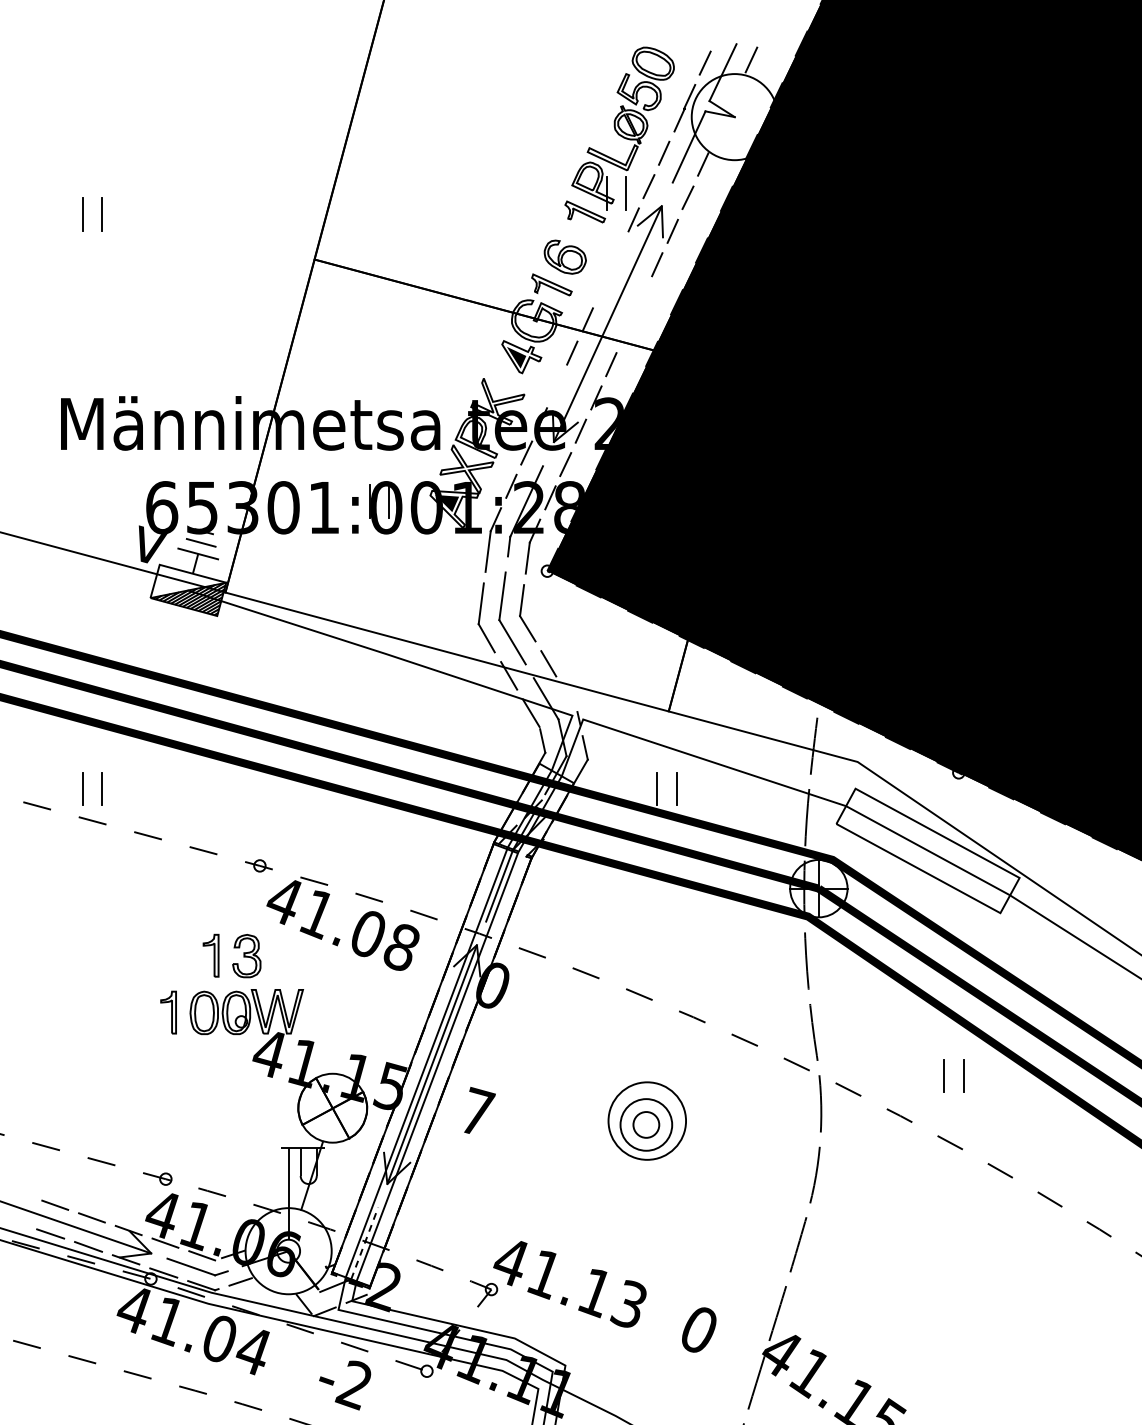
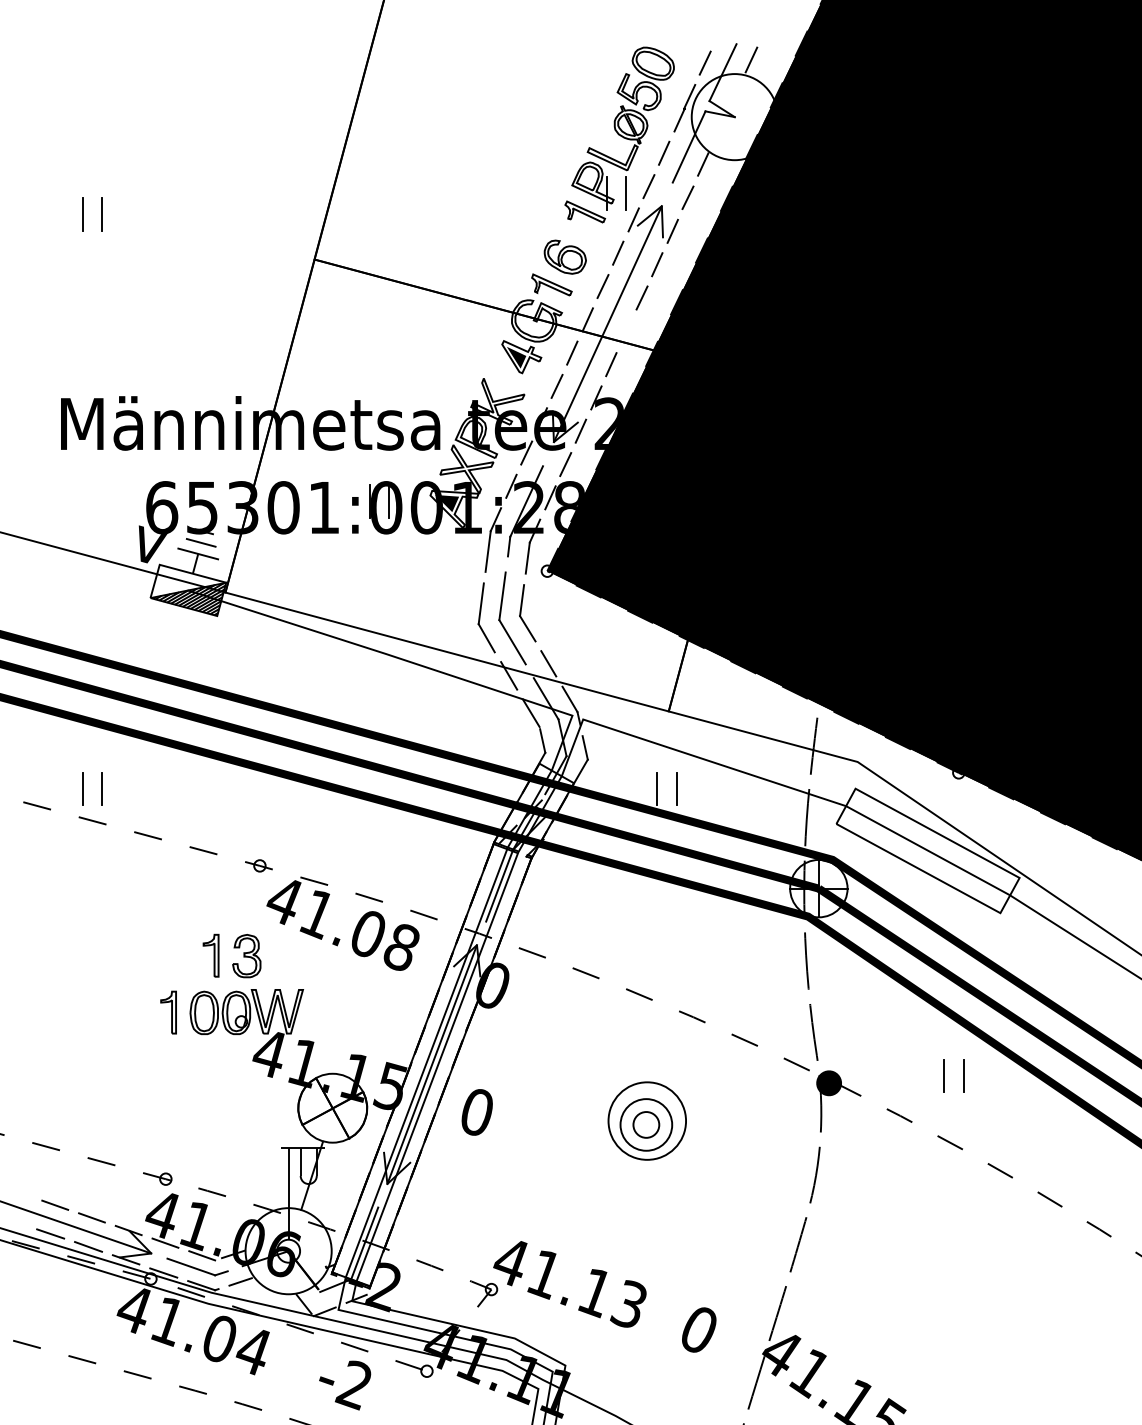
line: none -> present (618, 252)
line: none -> present (602, 286)
line: none -> present (641, 297)
line: none -> present (556, 385)
line: none -> present (569, 699)
fill: none -> present (829, 1083)
text: 7 -> 0 (478, 1110)
line: dashed -> solid (364, 1242)
